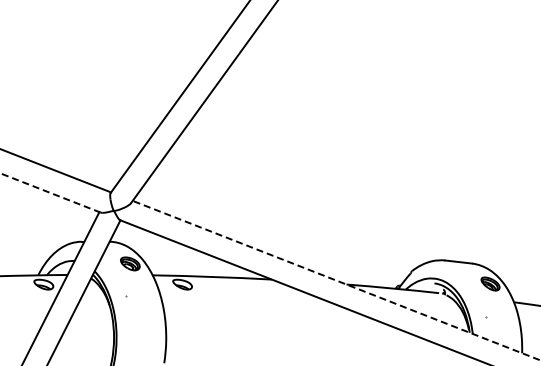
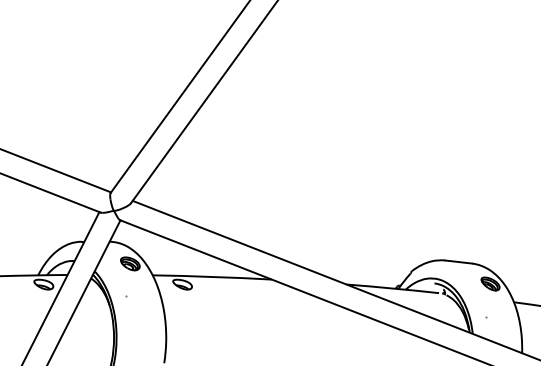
line: dashed -> solid (50, 192)
line: dashed -> solid (336, 280)
